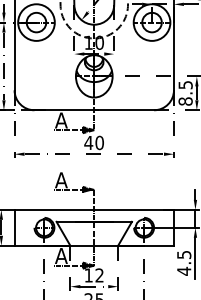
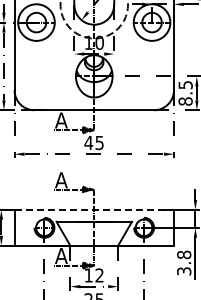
text: 40 -> 45 (99, 142)
line: solid -> dashed (94, 209)
text: 4.5 -> 3.8 (184, 262)
